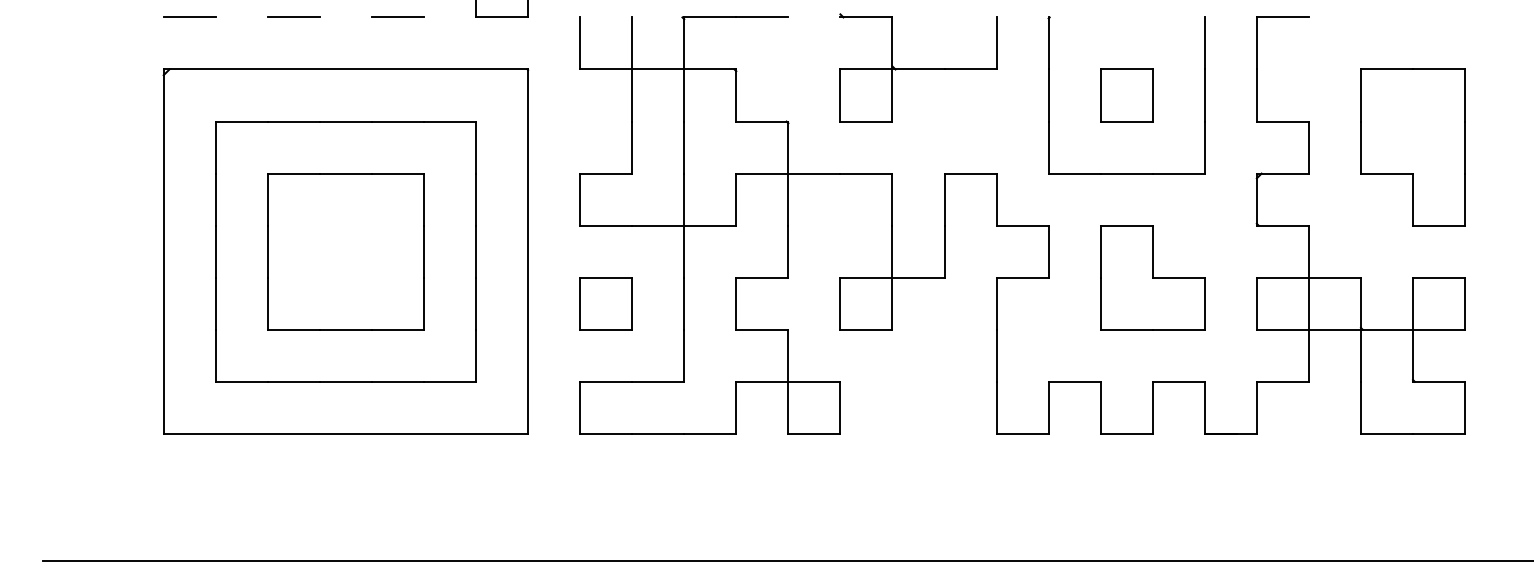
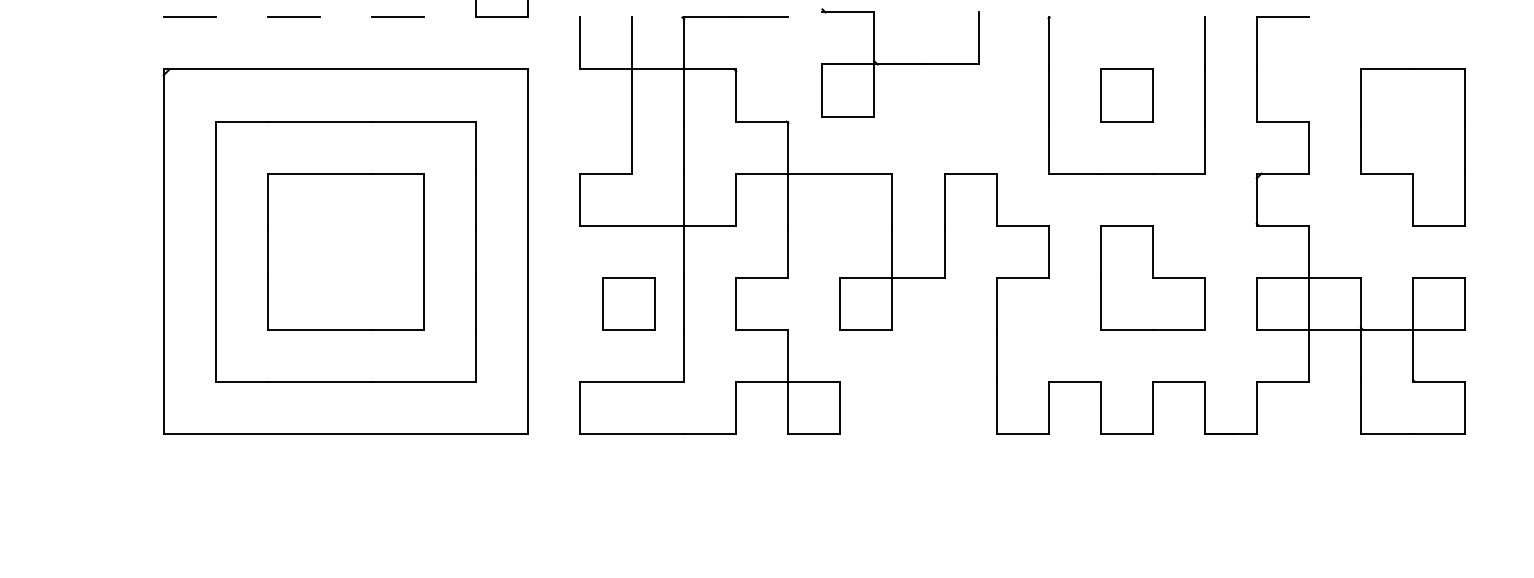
part position: (918, 67) -> (900, 62) (900, 62)
part position: (605, 303) -> (628, 303) (628, 303)
line: present -> none (786, 560)
